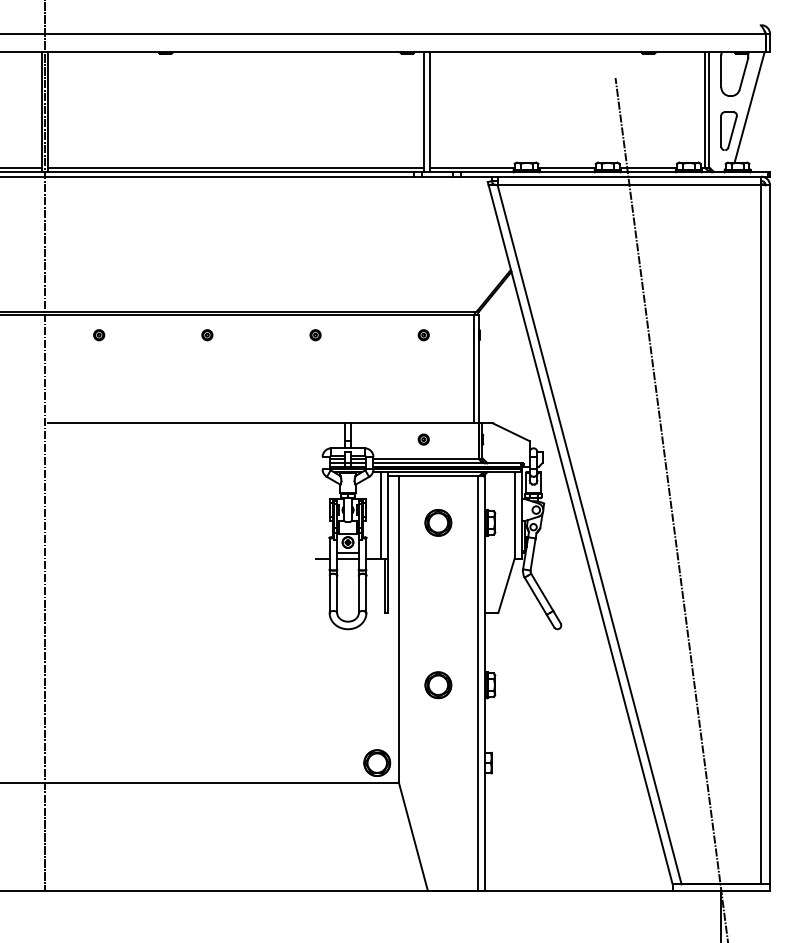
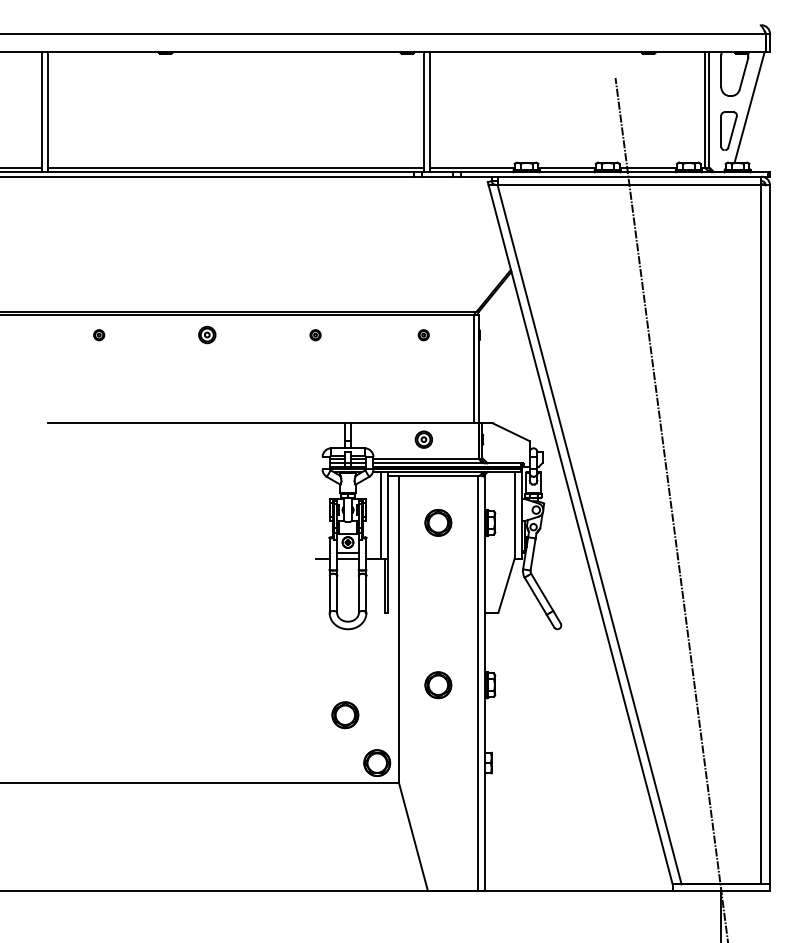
part size: 13x13 px -> 19x20 px (207, 334)
part size: 13x13 px -> 19x19 px (423, 439)
line: present -> none (45, 446)
part: none -> present (345, 715)
